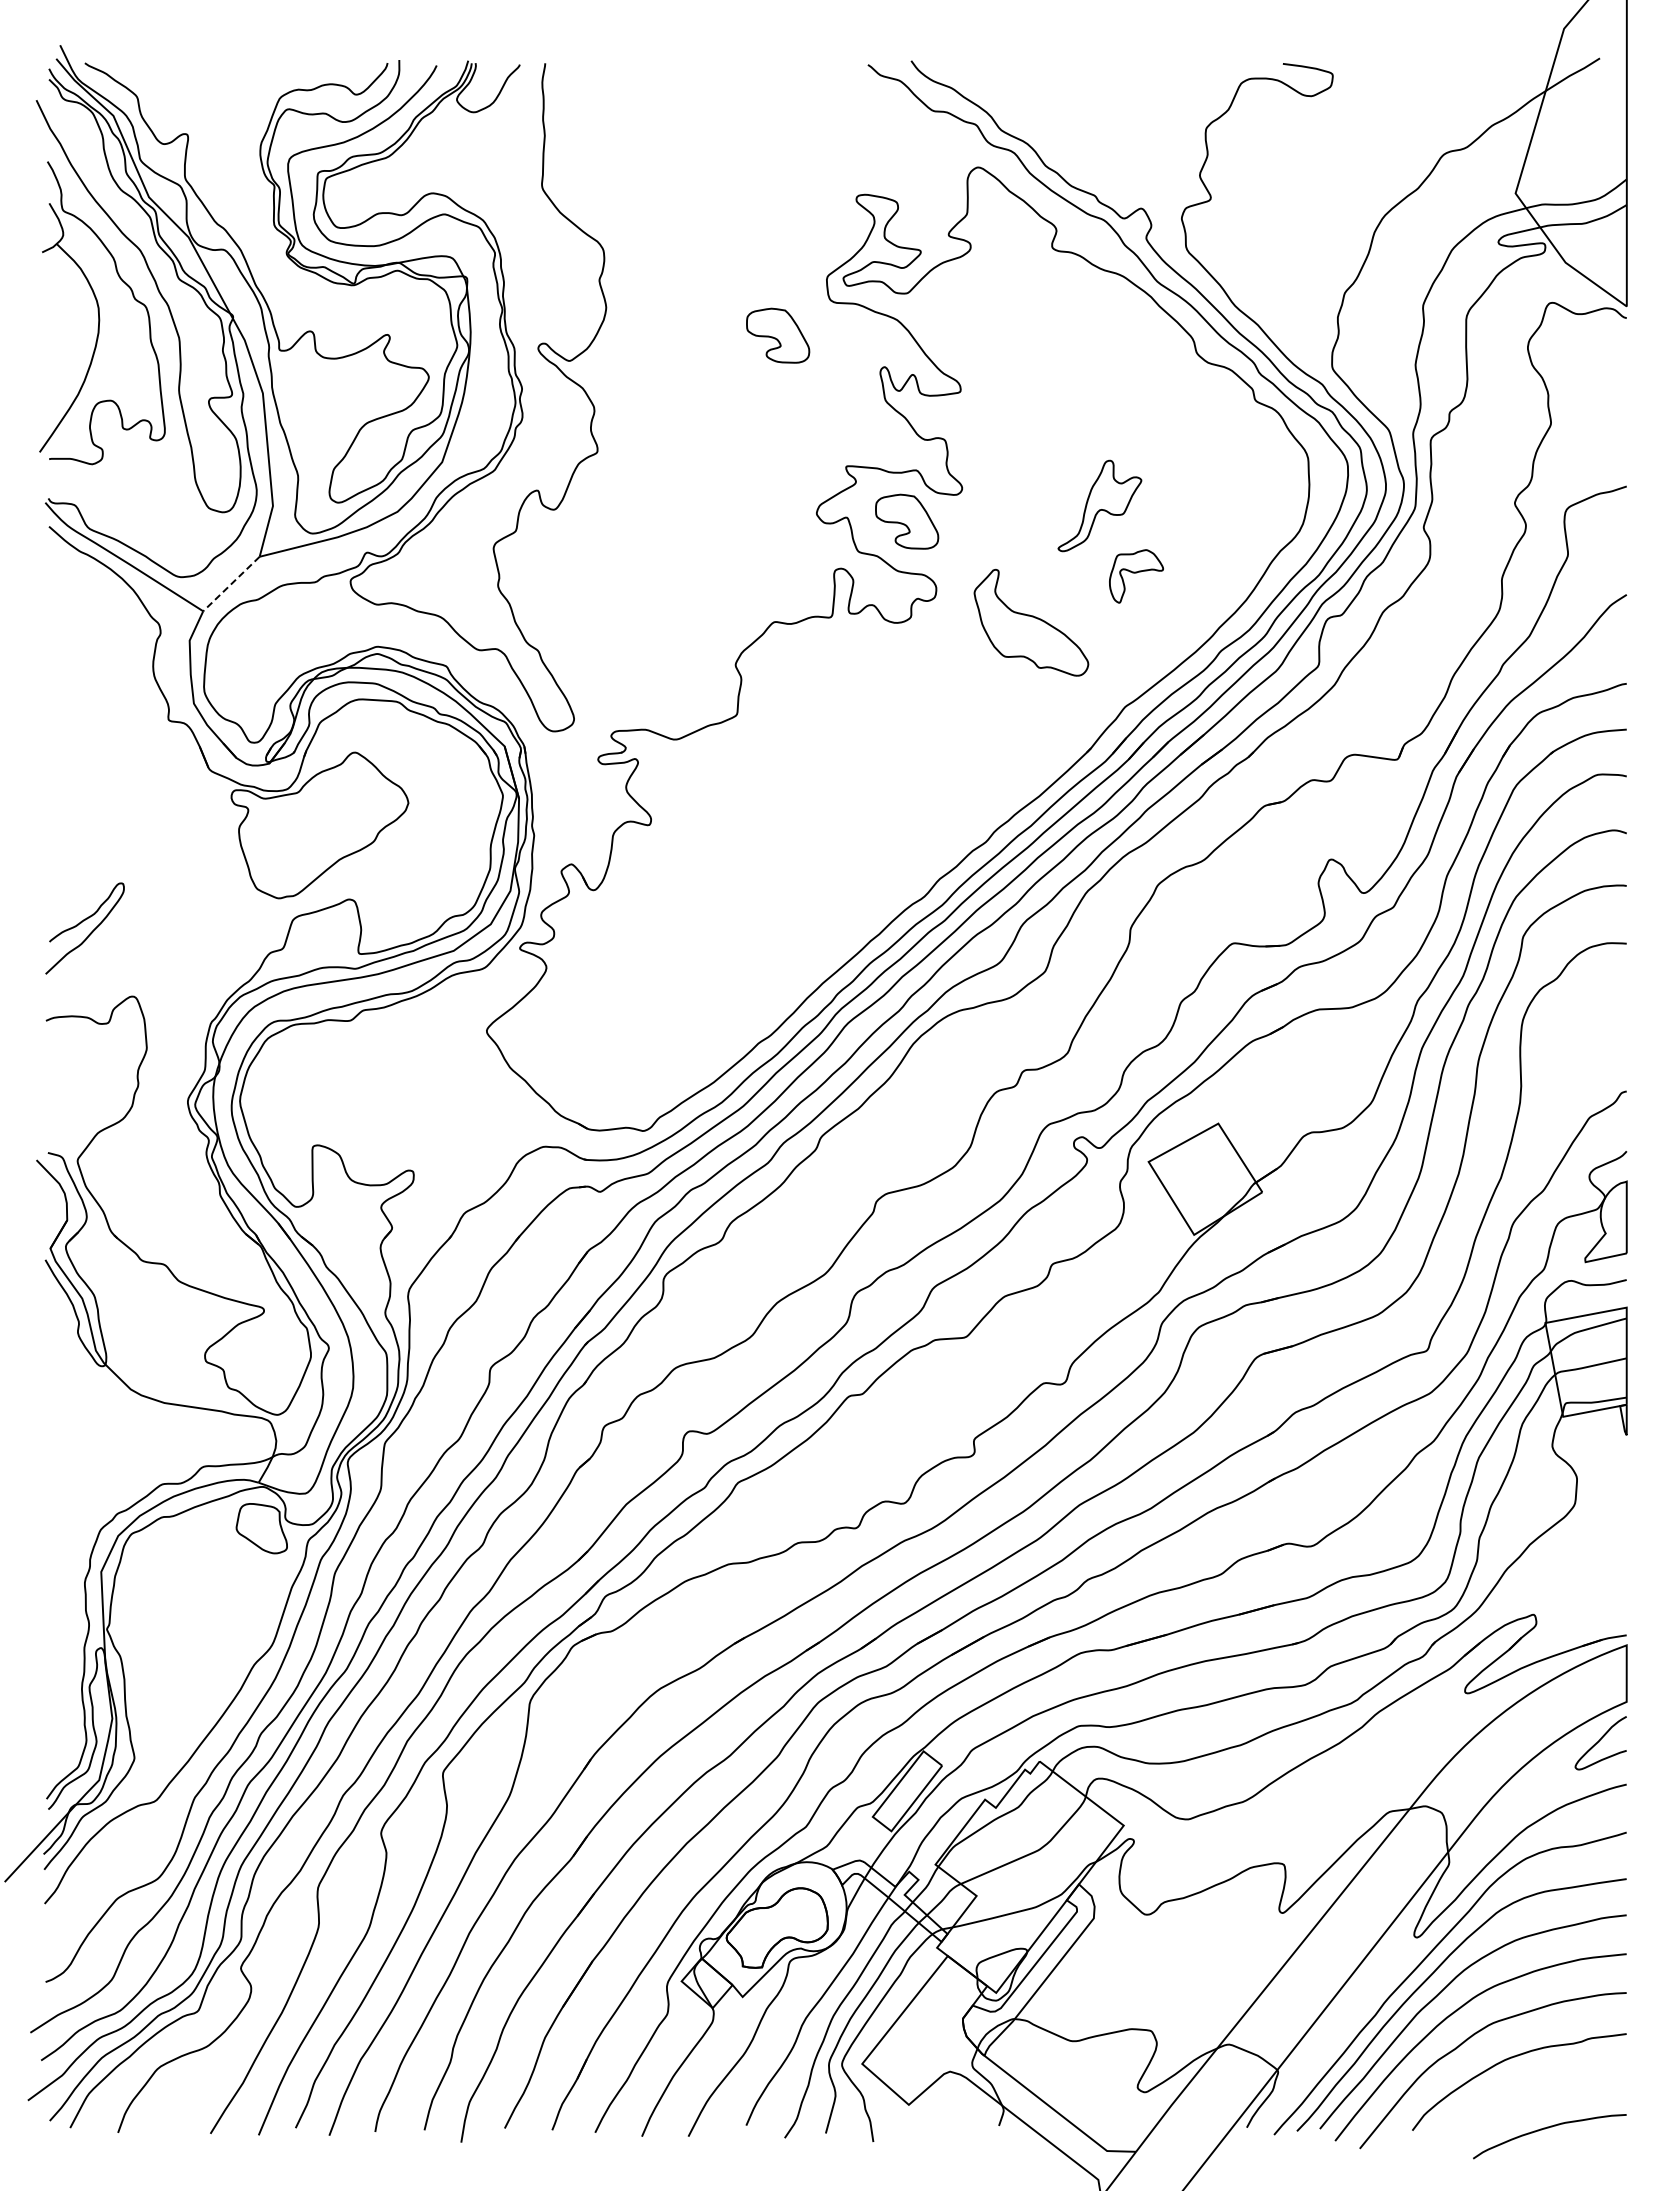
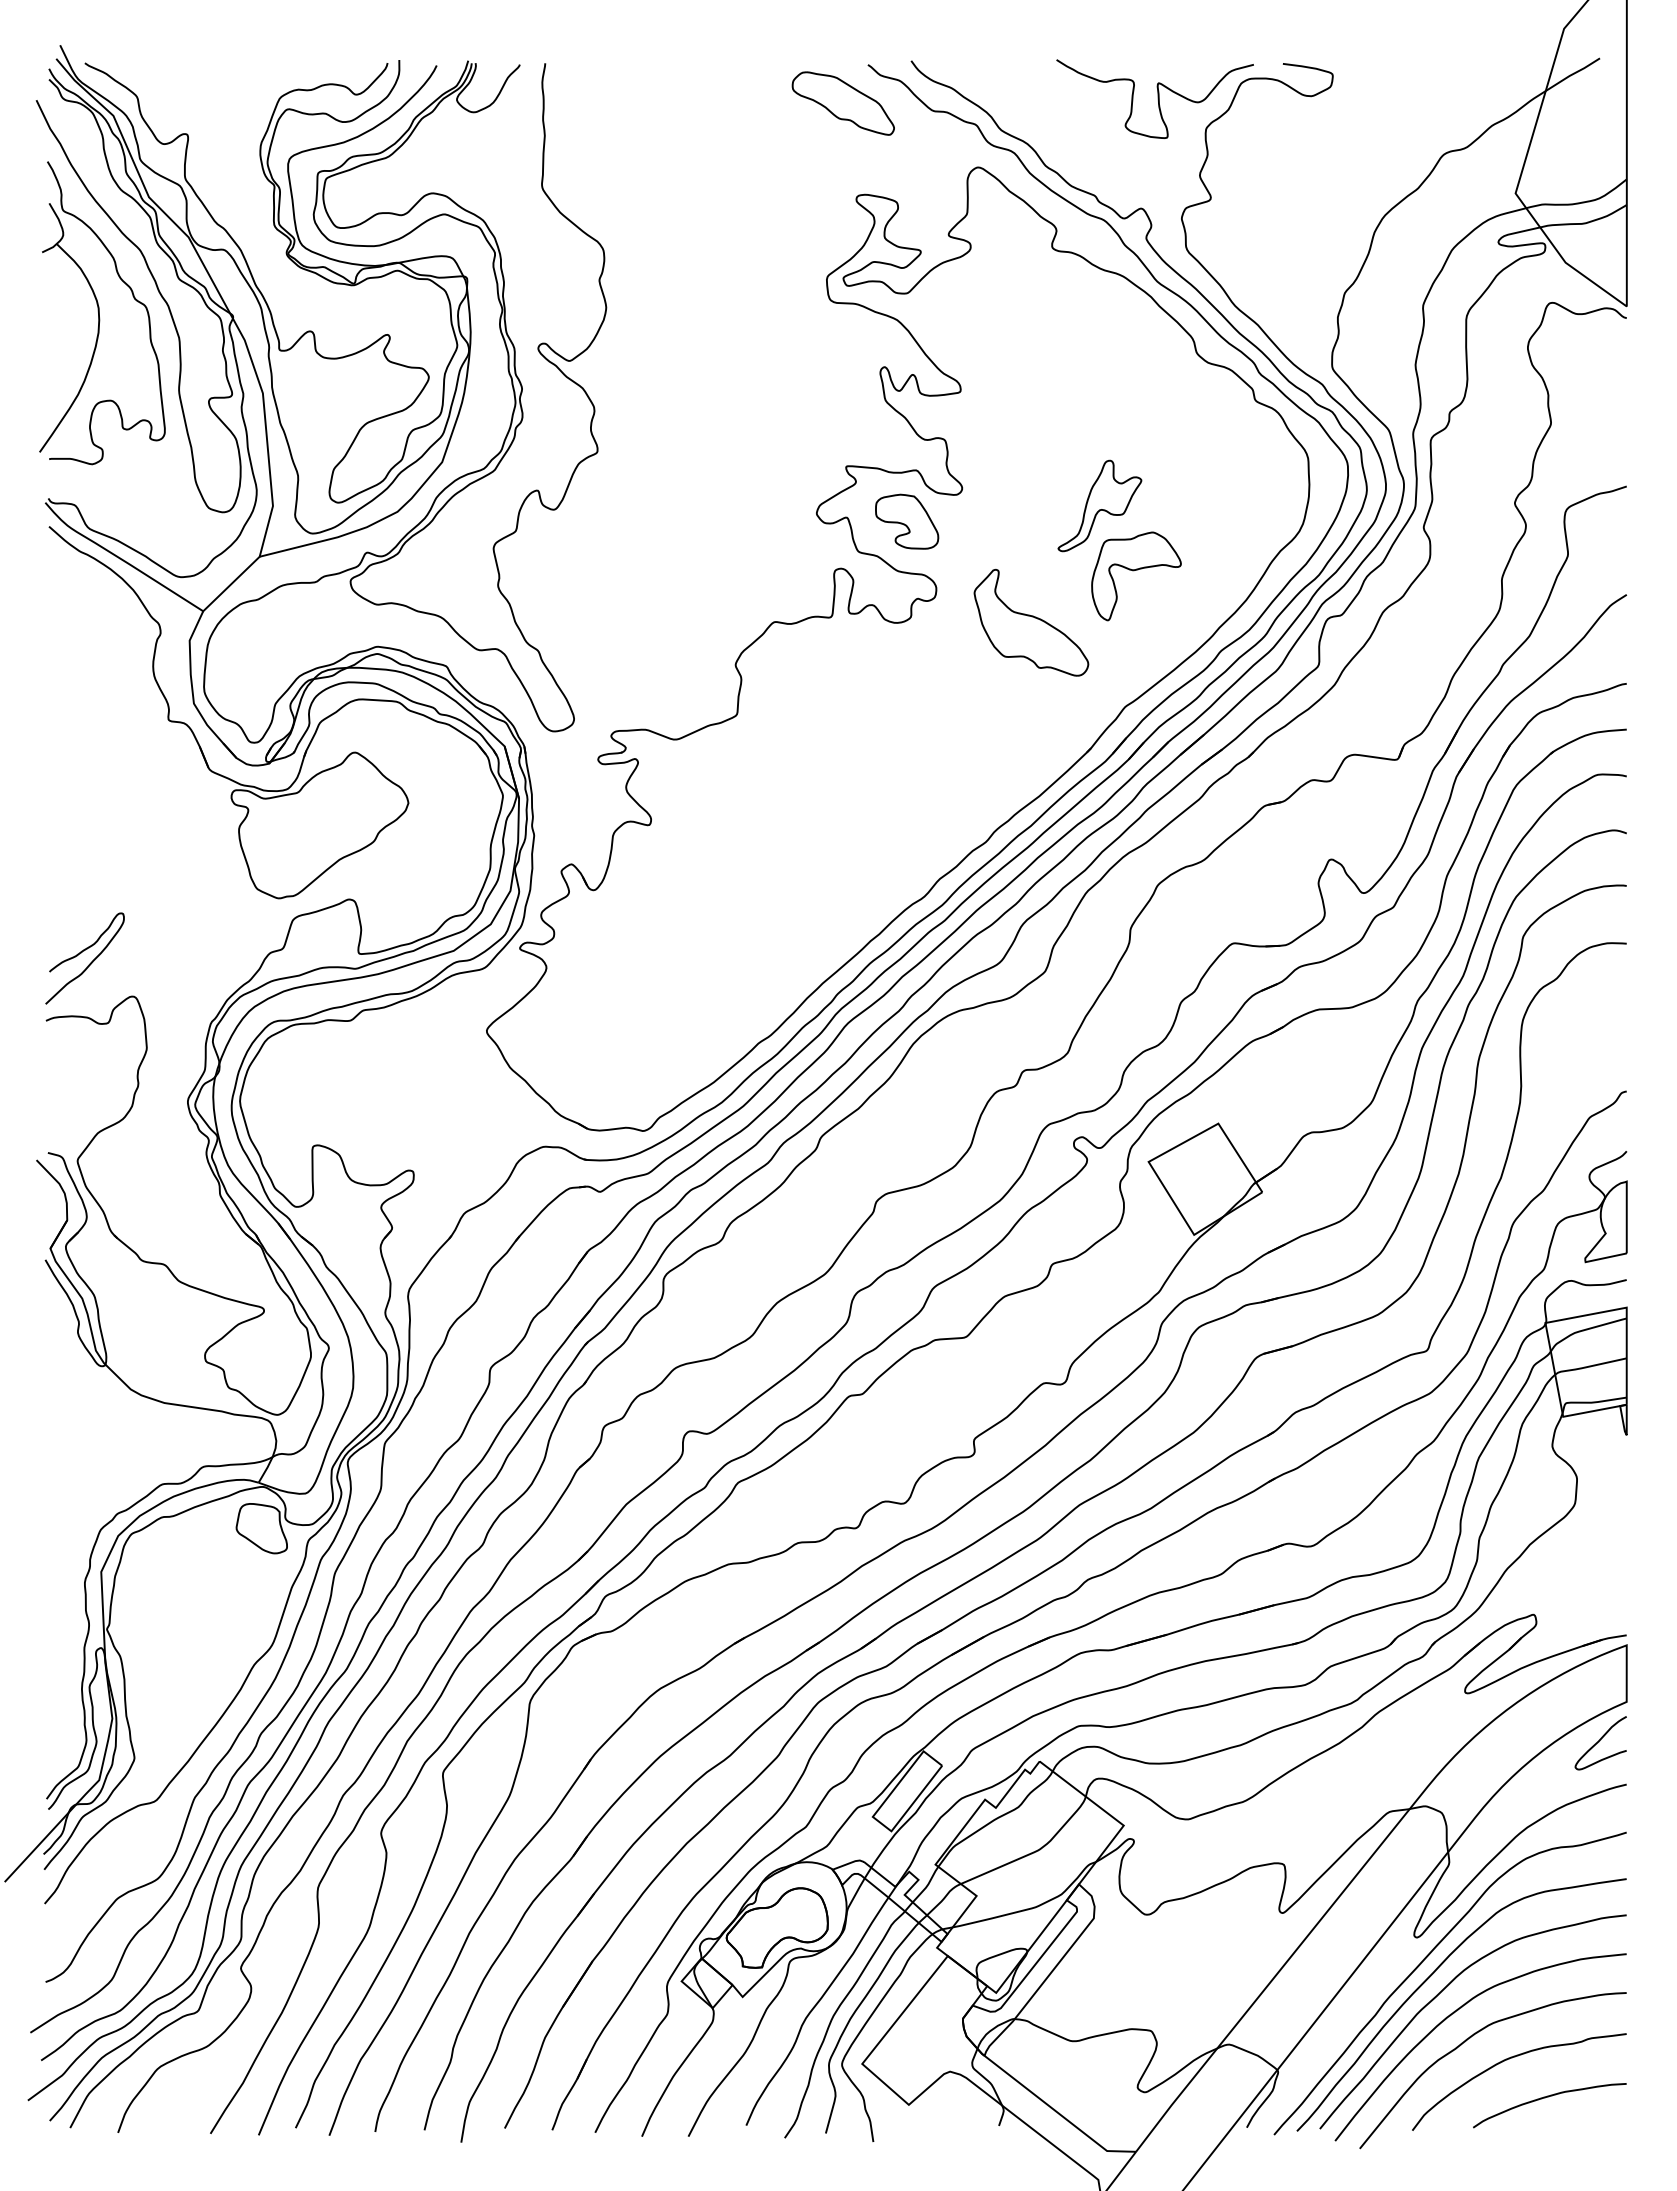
curve: none -> present (1157, 98)
part: none -> present (842, 103)
part: present -> none (778, 335)
part size: 55x55 px -> 91x91 px (1136, 576)
line: dashed -> solid (231, 584)
curve position: (81, 923) -> (81, 953) (81, 953)
curve position: (1548, 2128) -> (1548, 2097) (1548, 2097)
